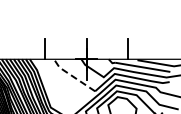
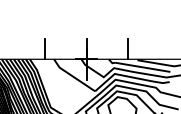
line: dashed -> solid (72, 76)
